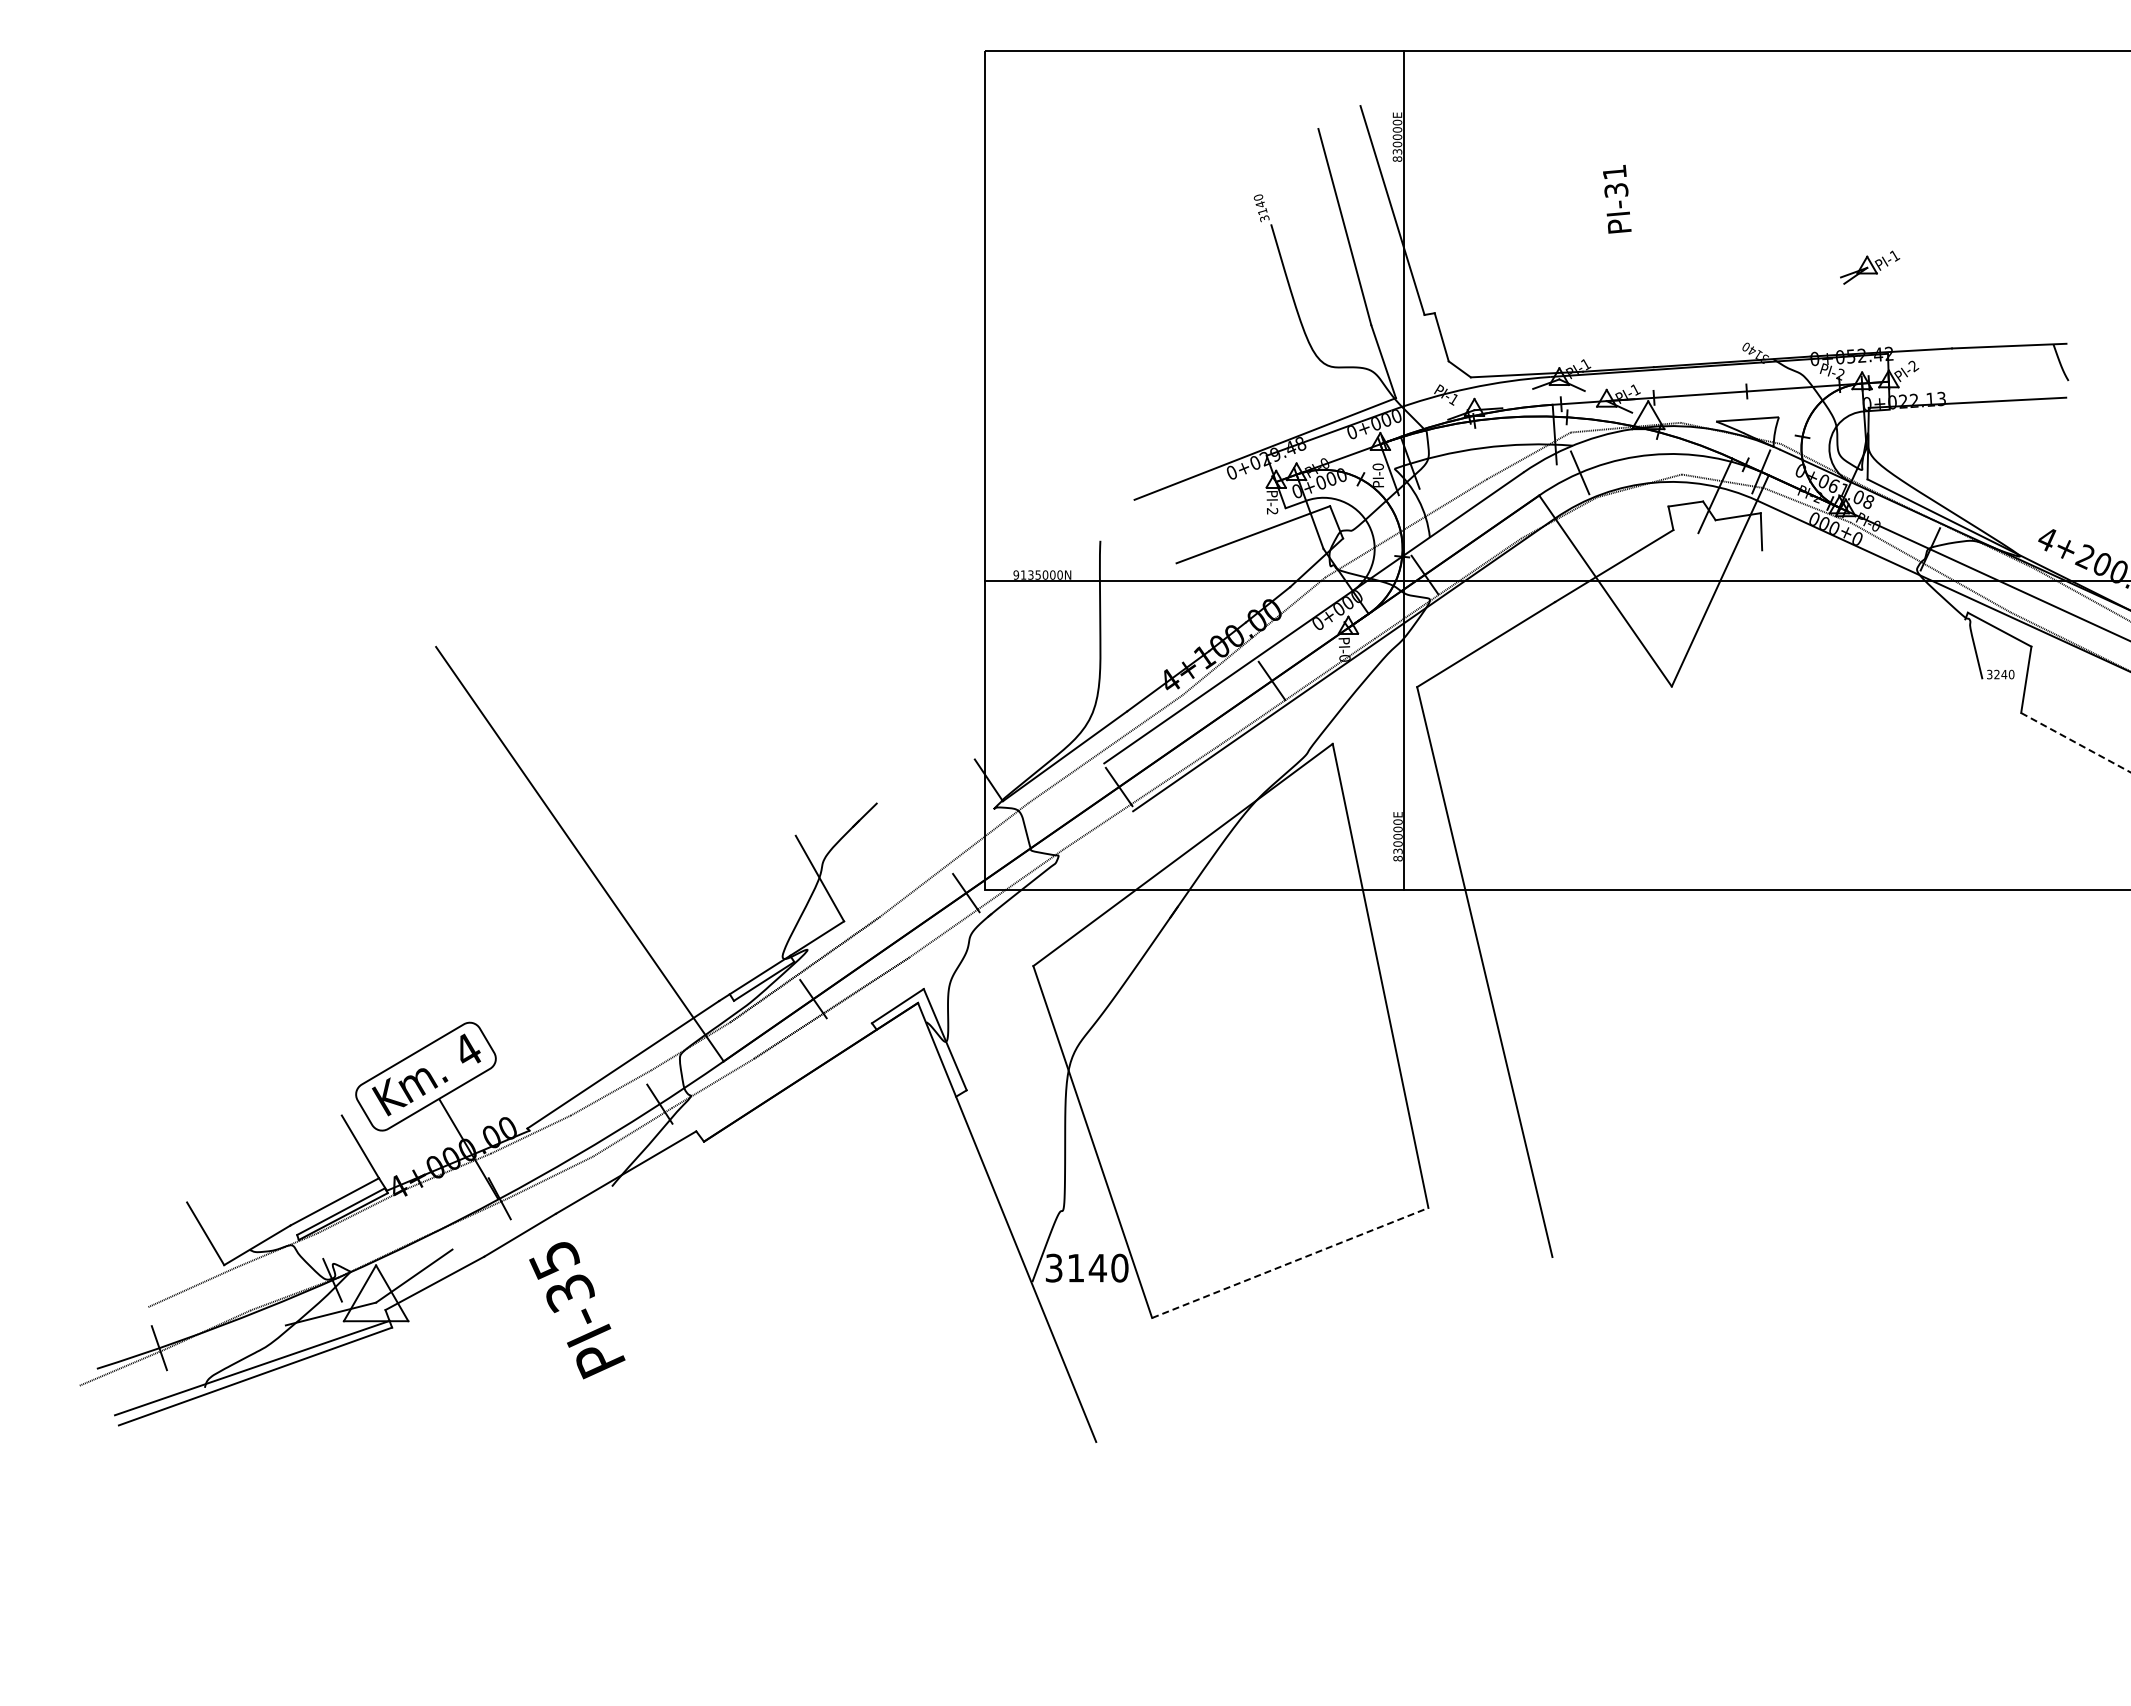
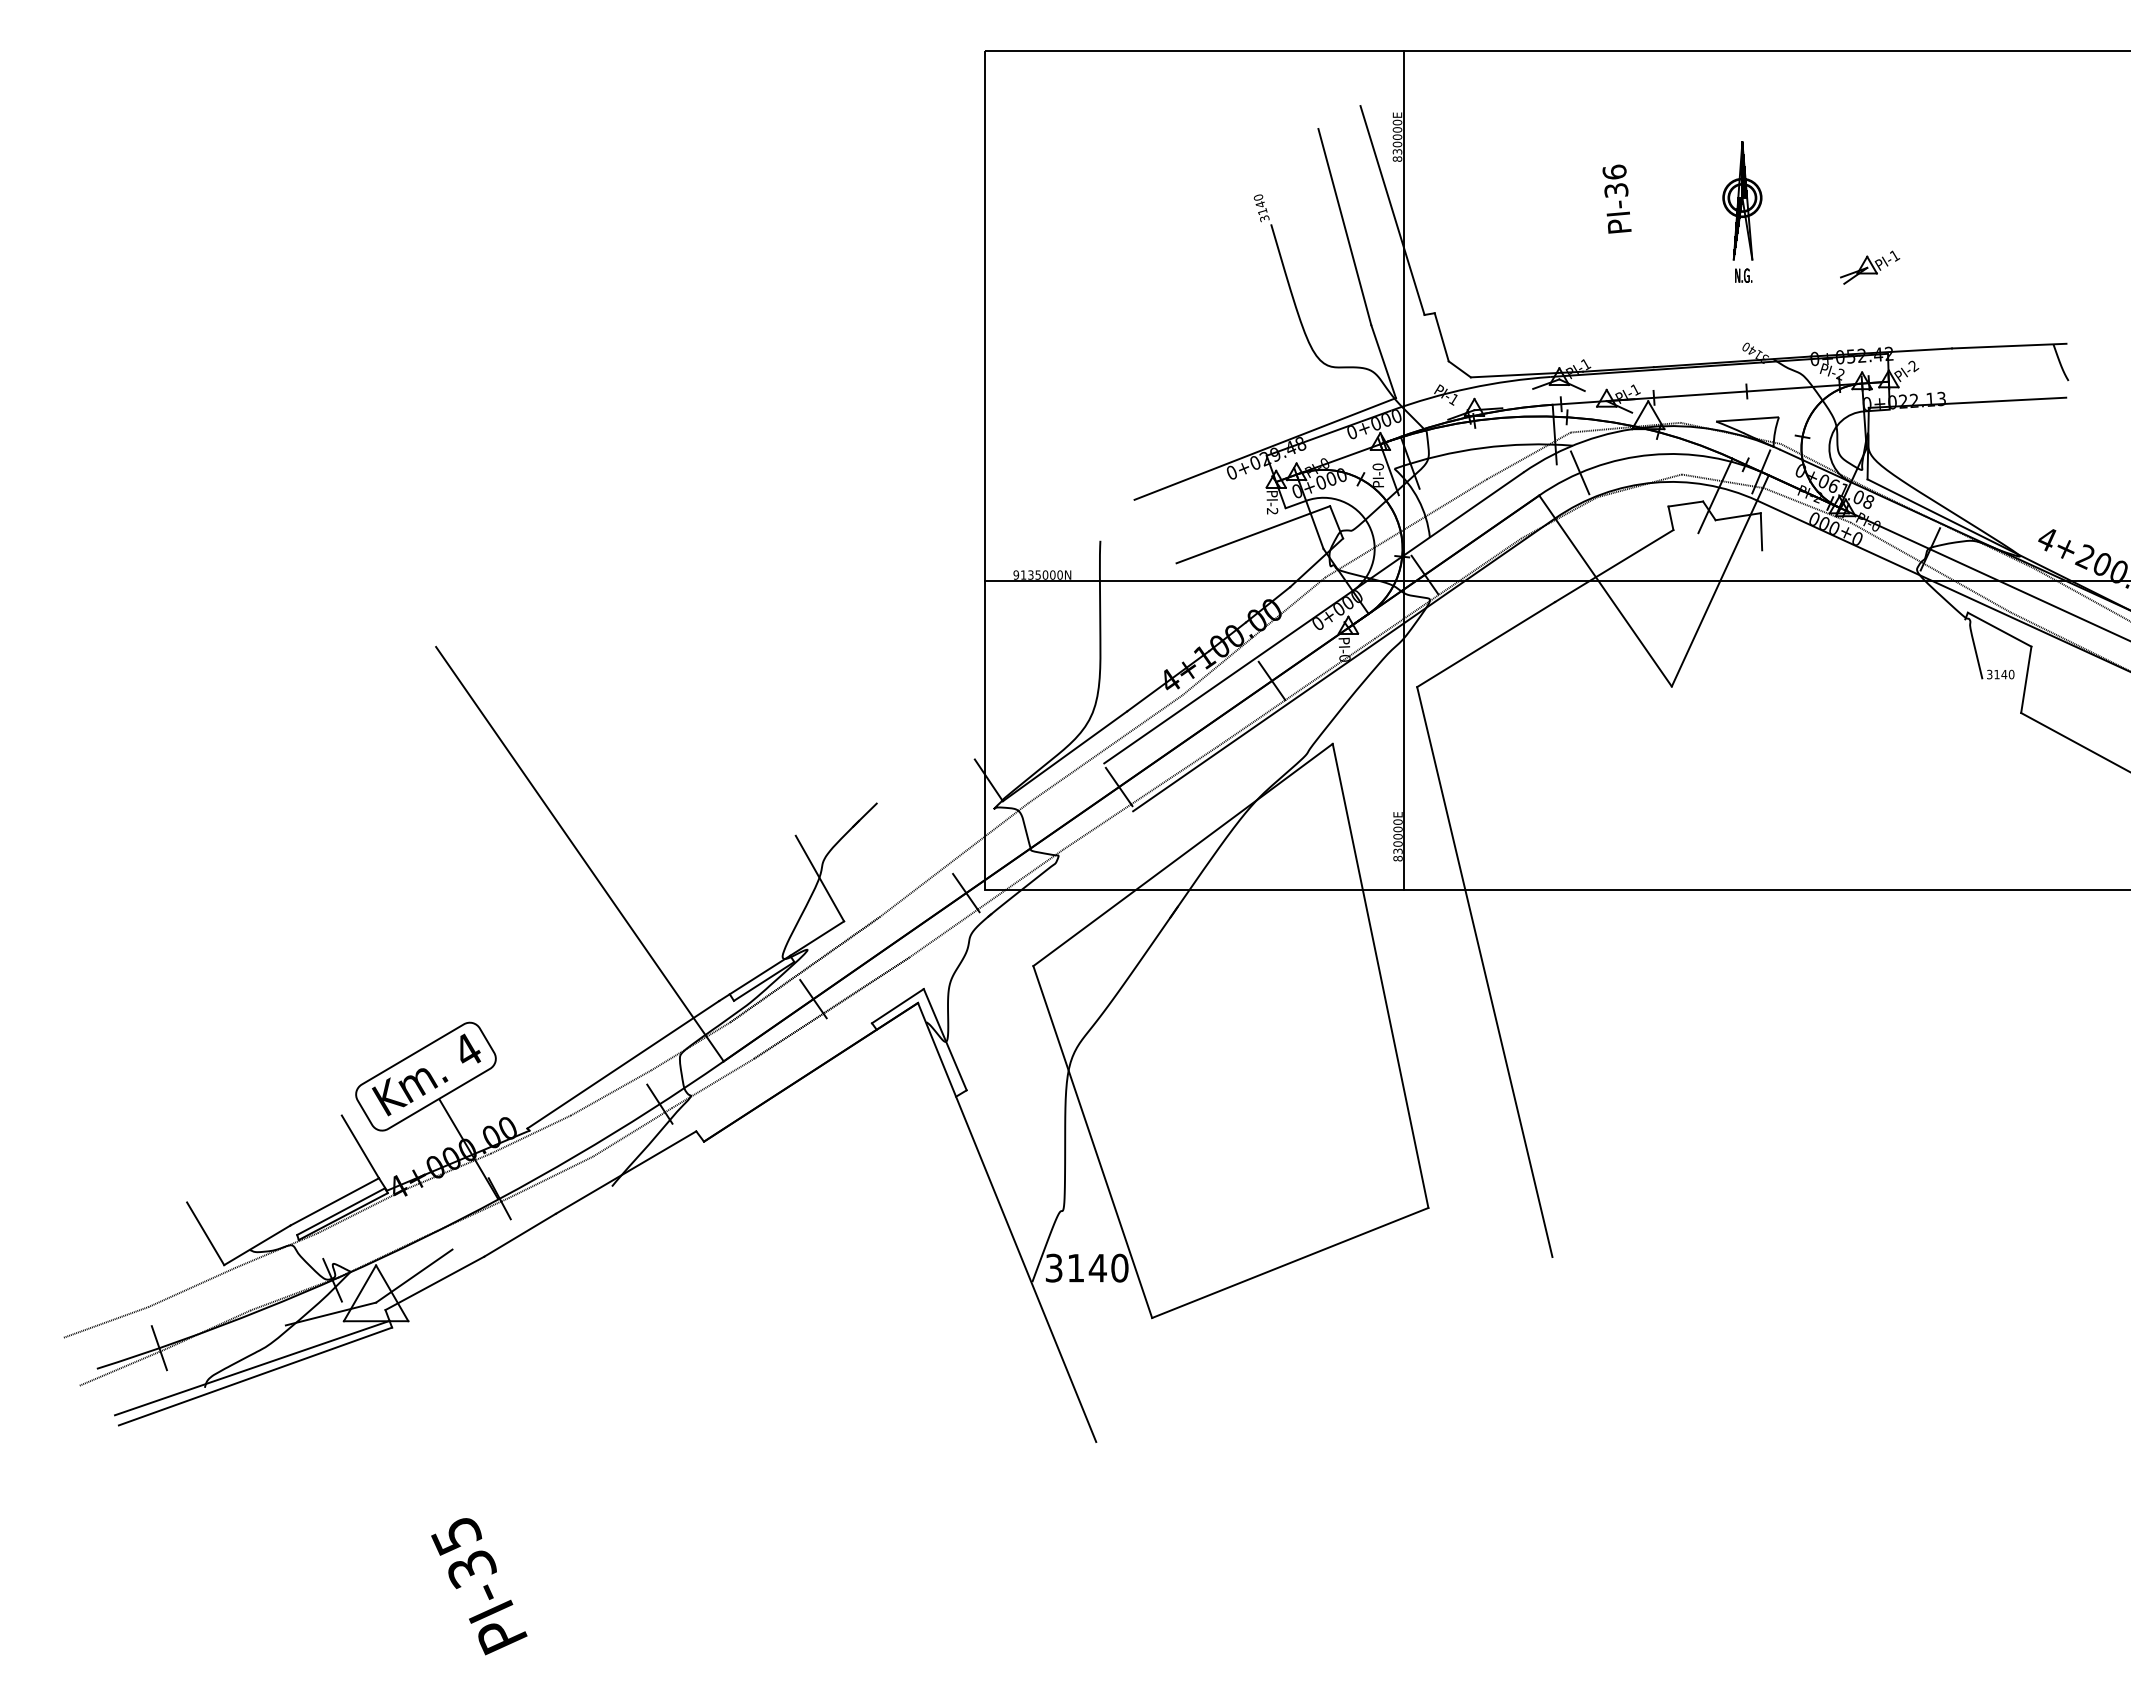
text: PI-31 -> PI-36 (1614, 171)
part: none -> present (1742, 211)
text: 3240 -> 3140 (1996, 674)
line: dashed -> solid (2076, 743)
line: dashed -> solid (1290, 1262)
text position: (577, 1310) -> (479, 1586) (479, 1586)
line: none -> present (105, 1322)
